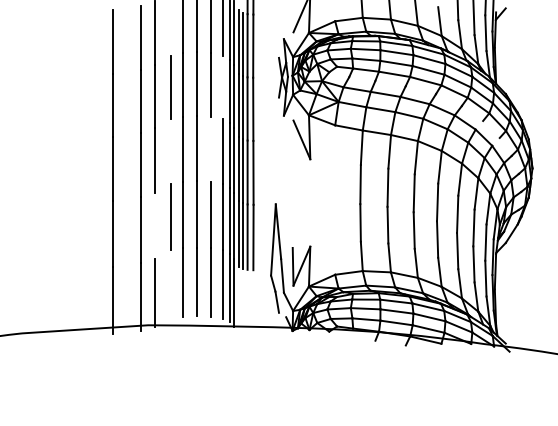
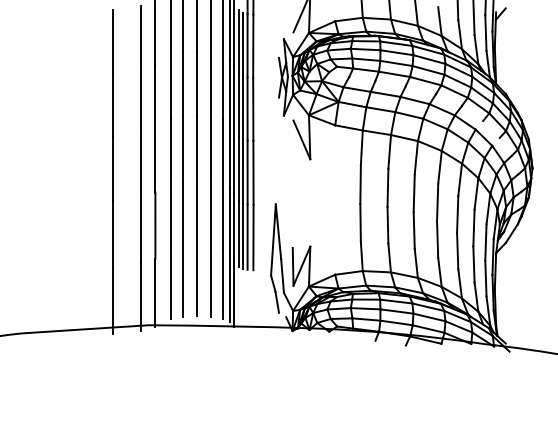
line: none -> present (170, 28)
line: none -> present (222, 87)
line: none -> present (210, 149)
line: none -> present (170, 151)
line: none -> present (155, 225)
line: none -> present (170, 284)
